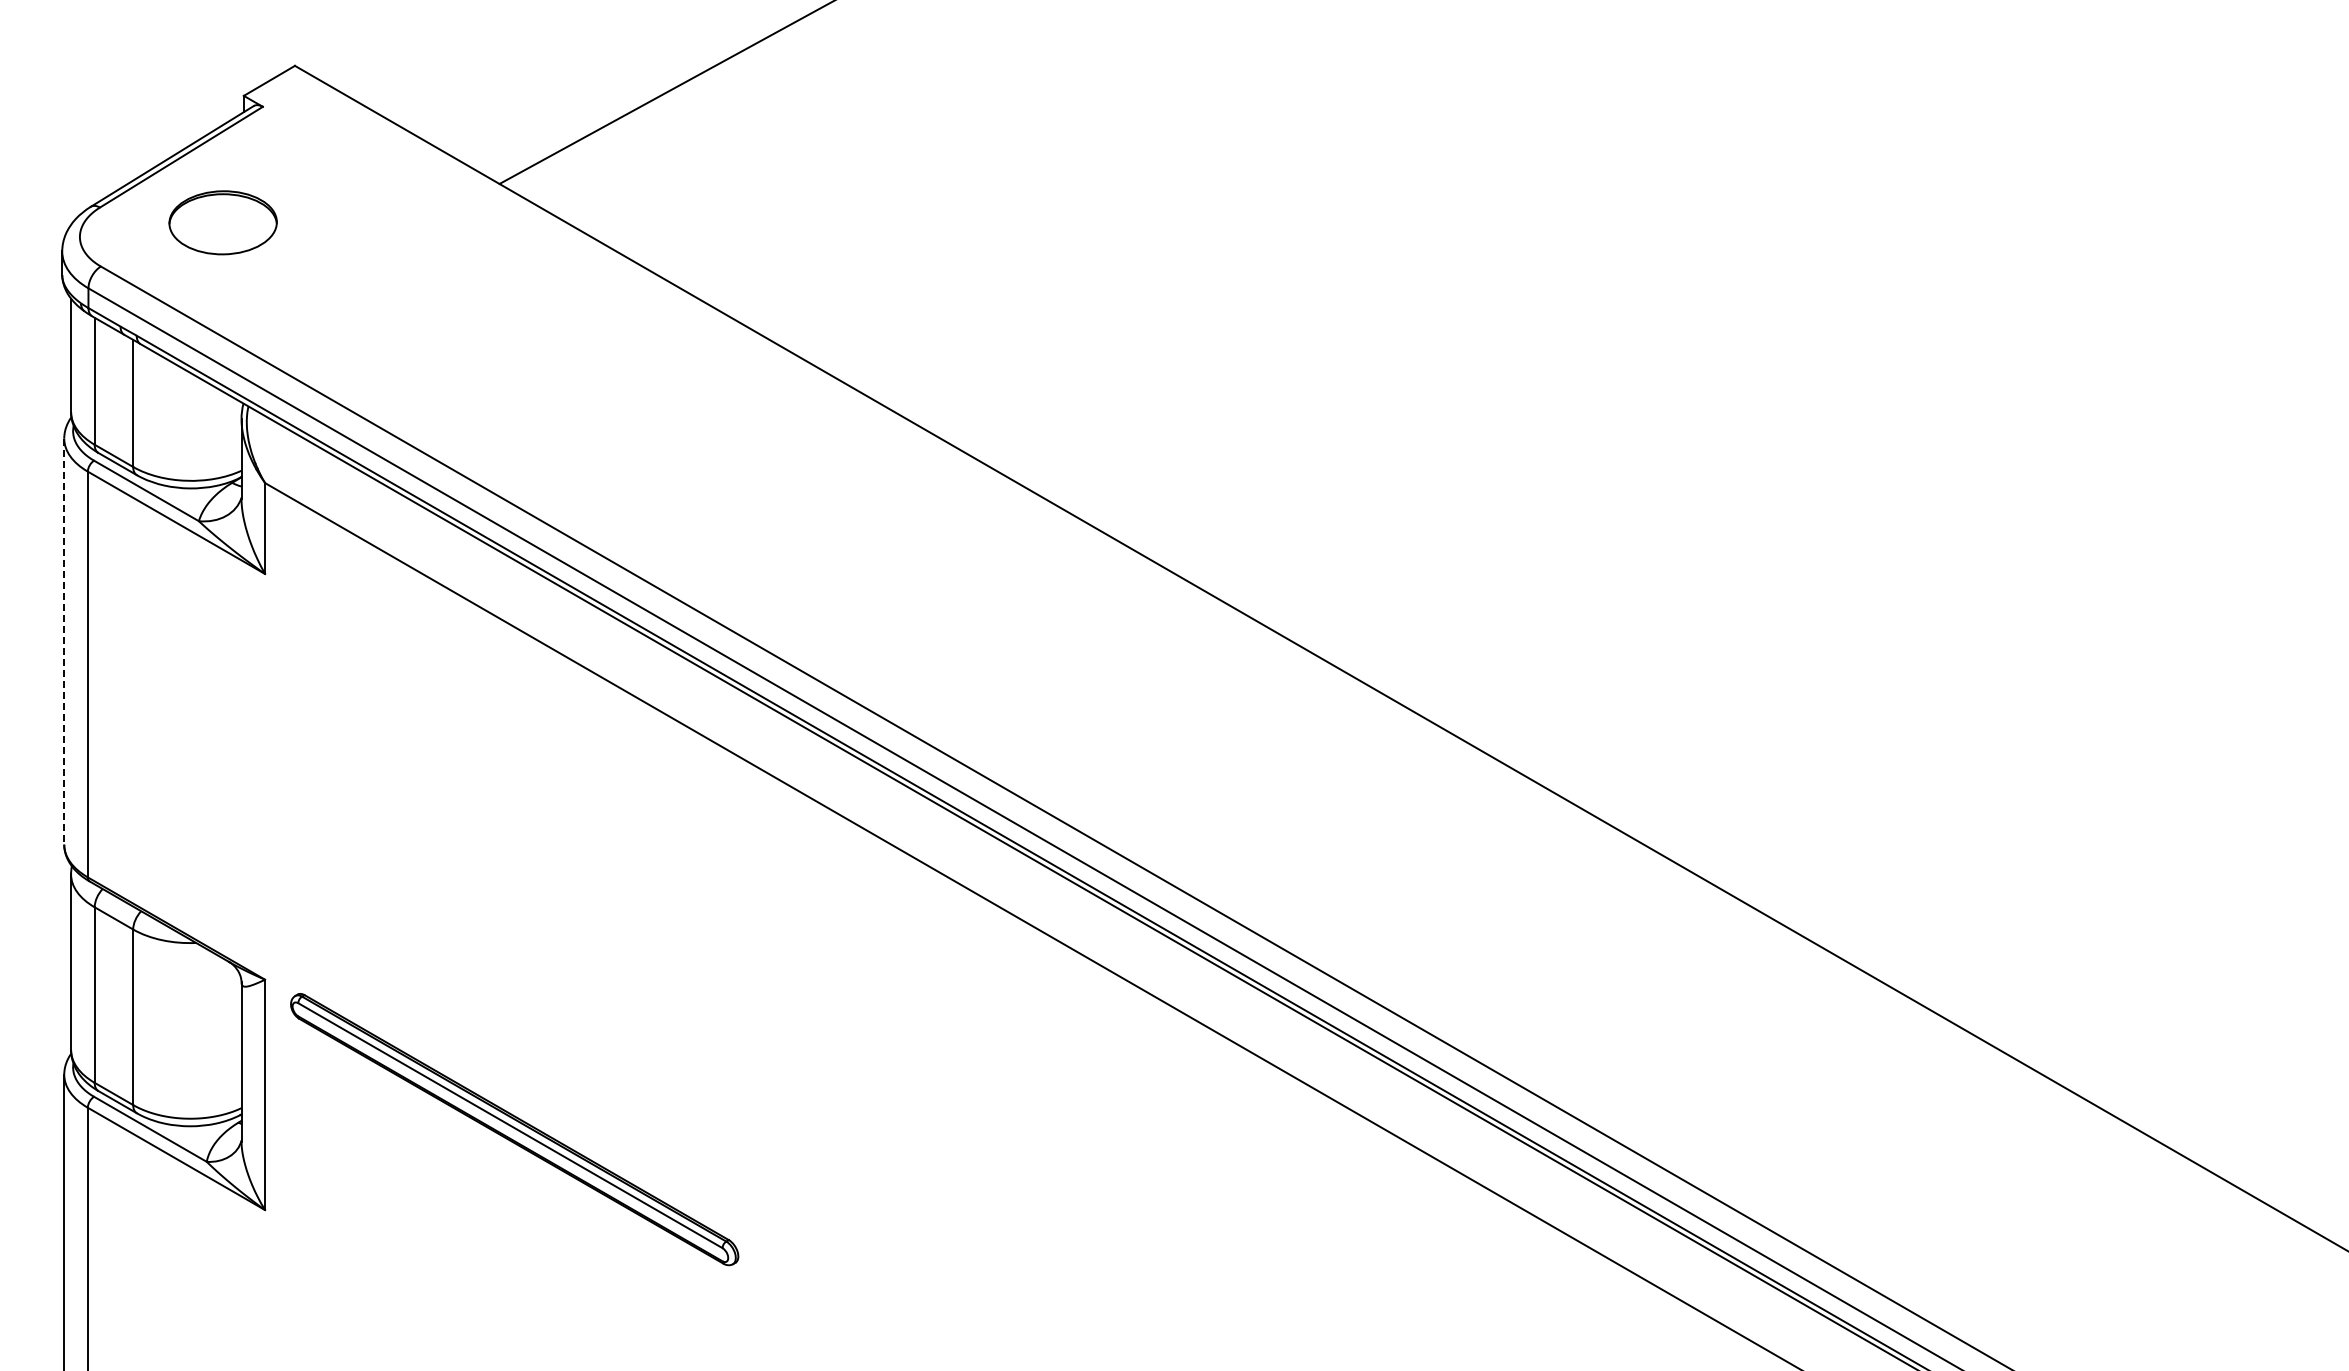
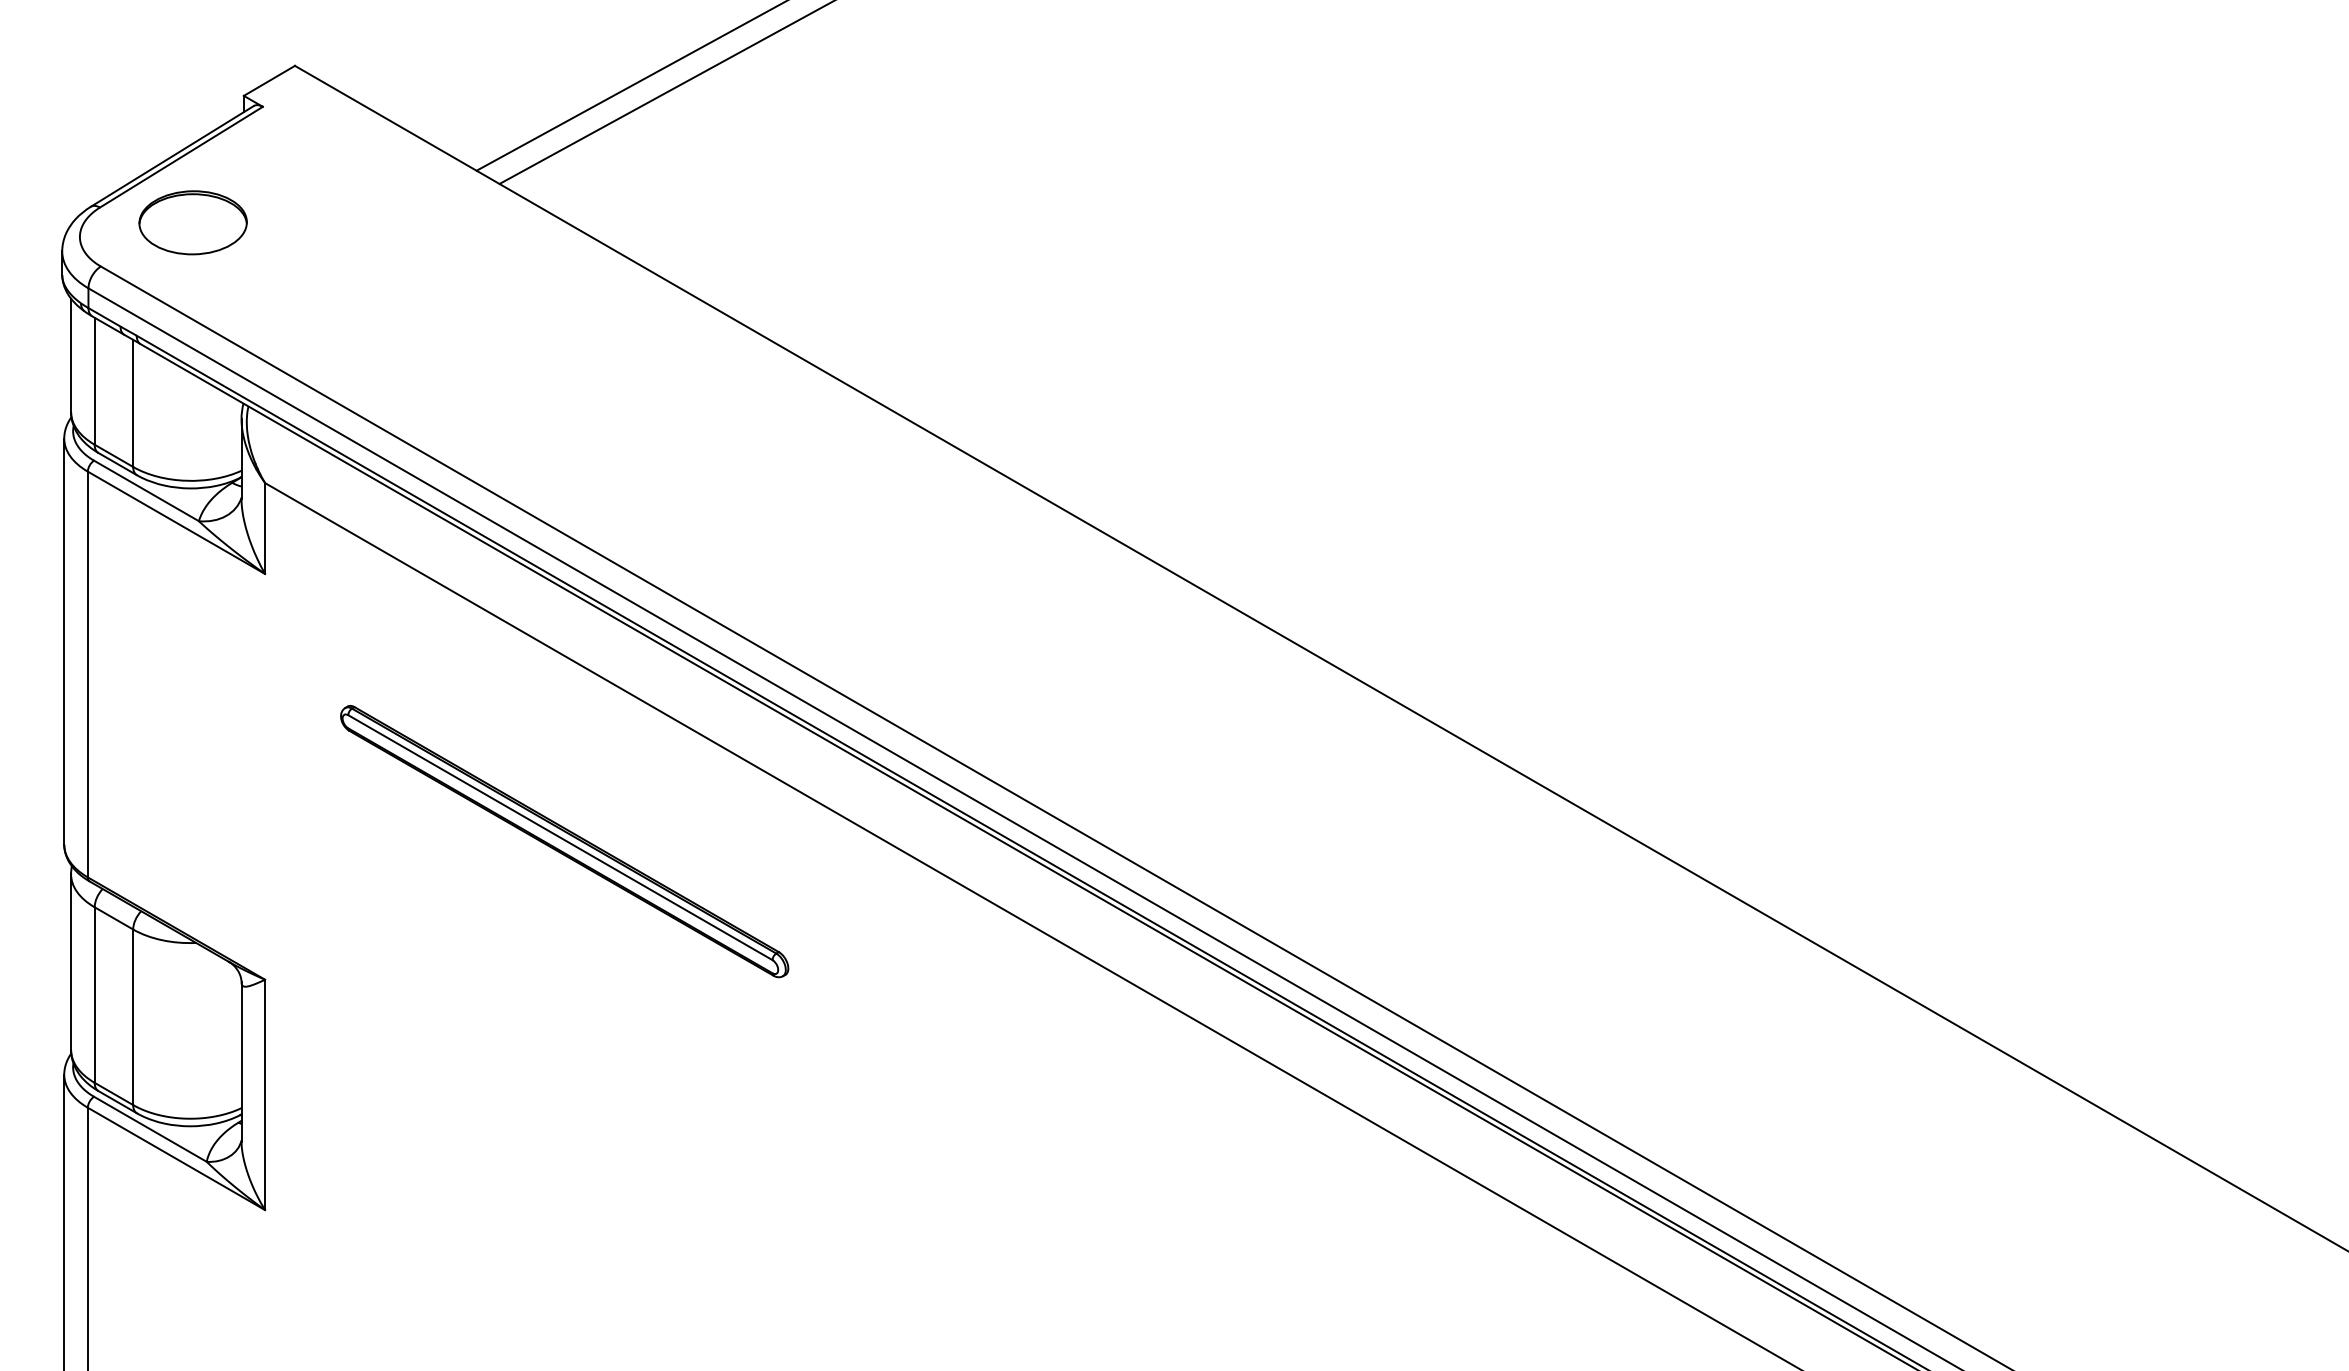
line: none -> present (630, 86)
part position: (222, 222) -> (192, 222) (192, 222)
line: dashed -> solid (64, 642)
part position: (514, 1129) -> (564, 841) (564, 841)
